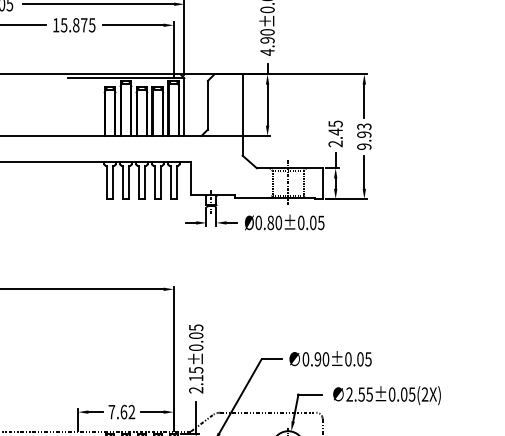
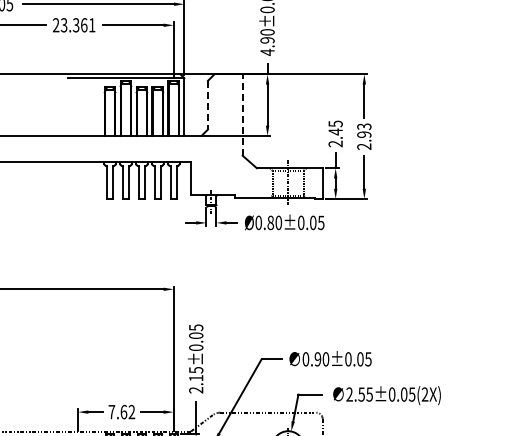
text: 15.875 -> 23.361 (73, 25)
line: solid -> dashed (207, 105)
line: solid -> dashed (242, 115)
text: 9.93 -> 2.93 (364, 146)
